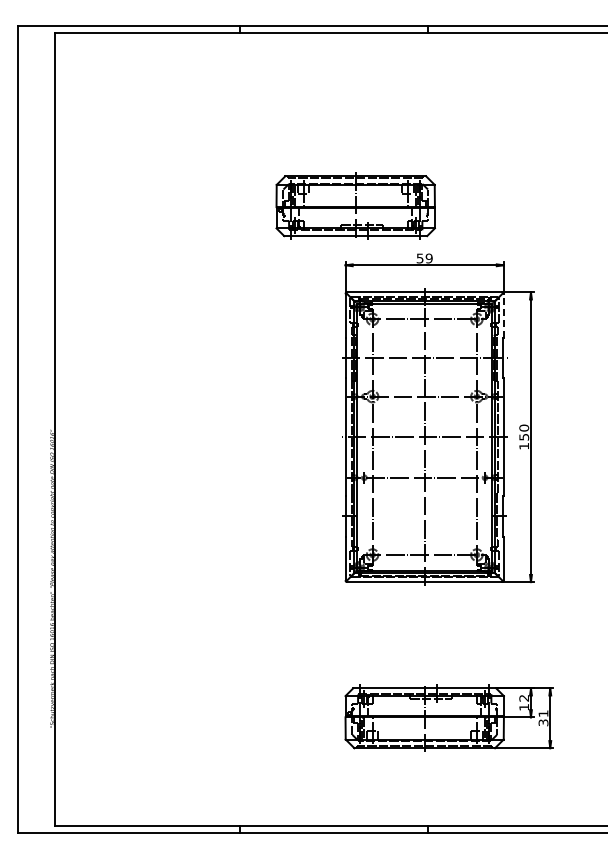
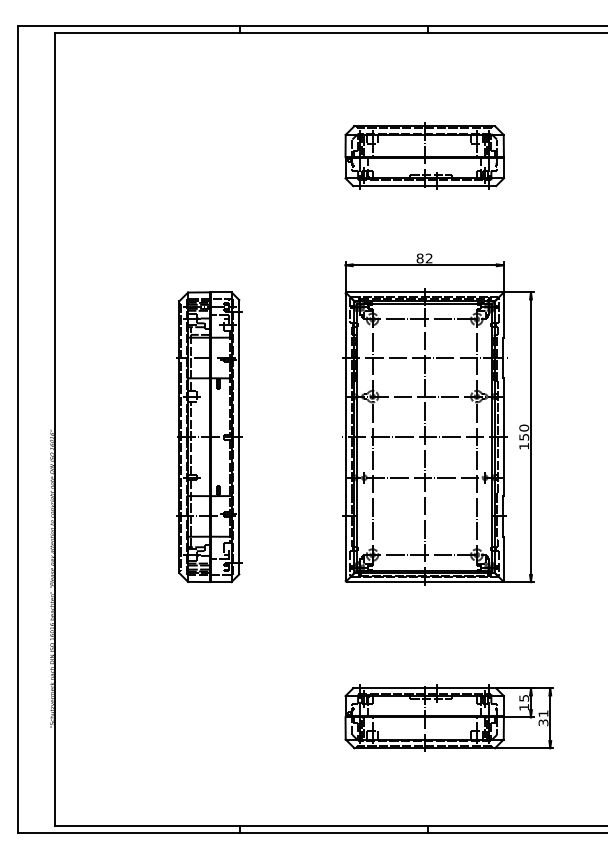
part position: (355, 205) -> (424, 155) (424, 155)
text: 59 -> 82 (424, 258)
line: dashed -> solid (503, 315)
part: none -> present (209, 437)
text: 12 -> 15 (524, 698)
